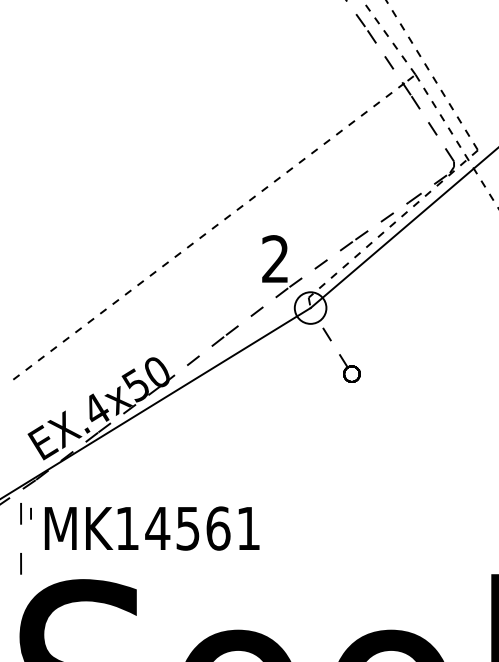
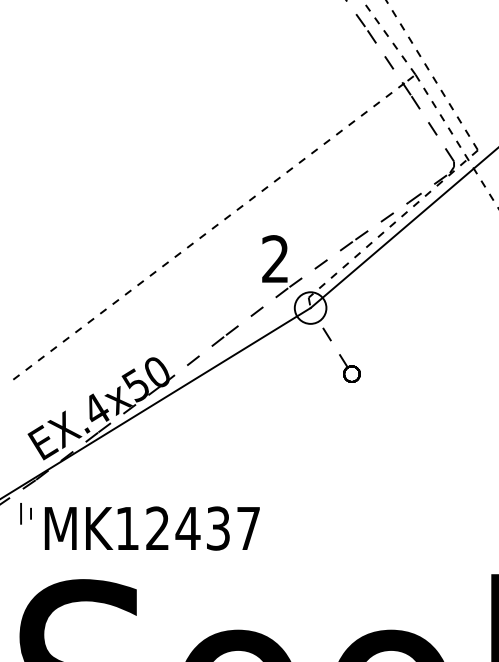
text: MK14561 -> MK12437 (202, 528)
line: present -> none (20, 563)
